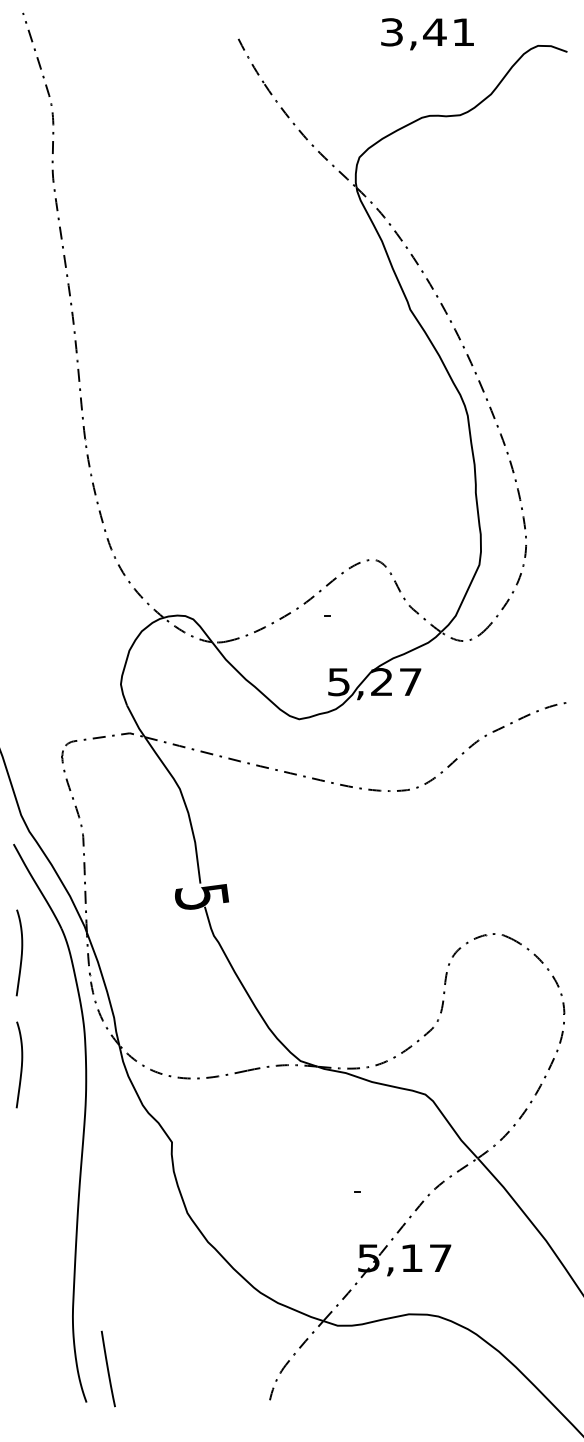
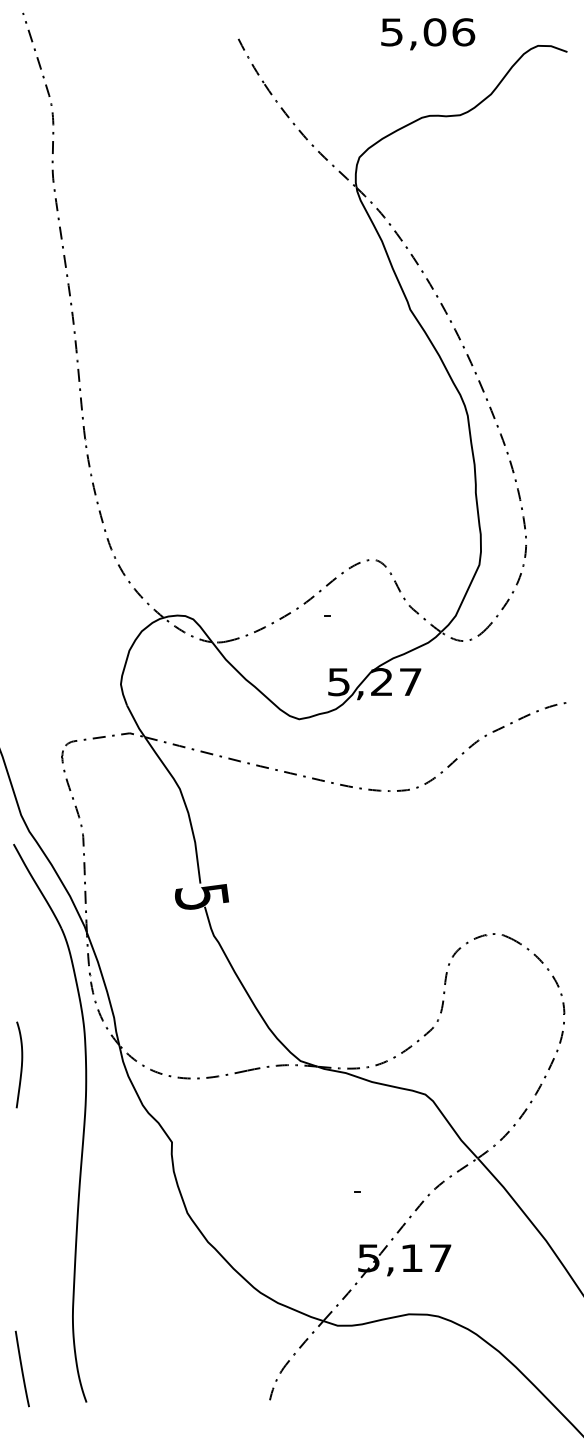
text: 3,41 -> 5,06 (428, 32)
curve: present -> none (21, 952)
line position: (107, 1368) -> (21, 1368) (21, 1368)
